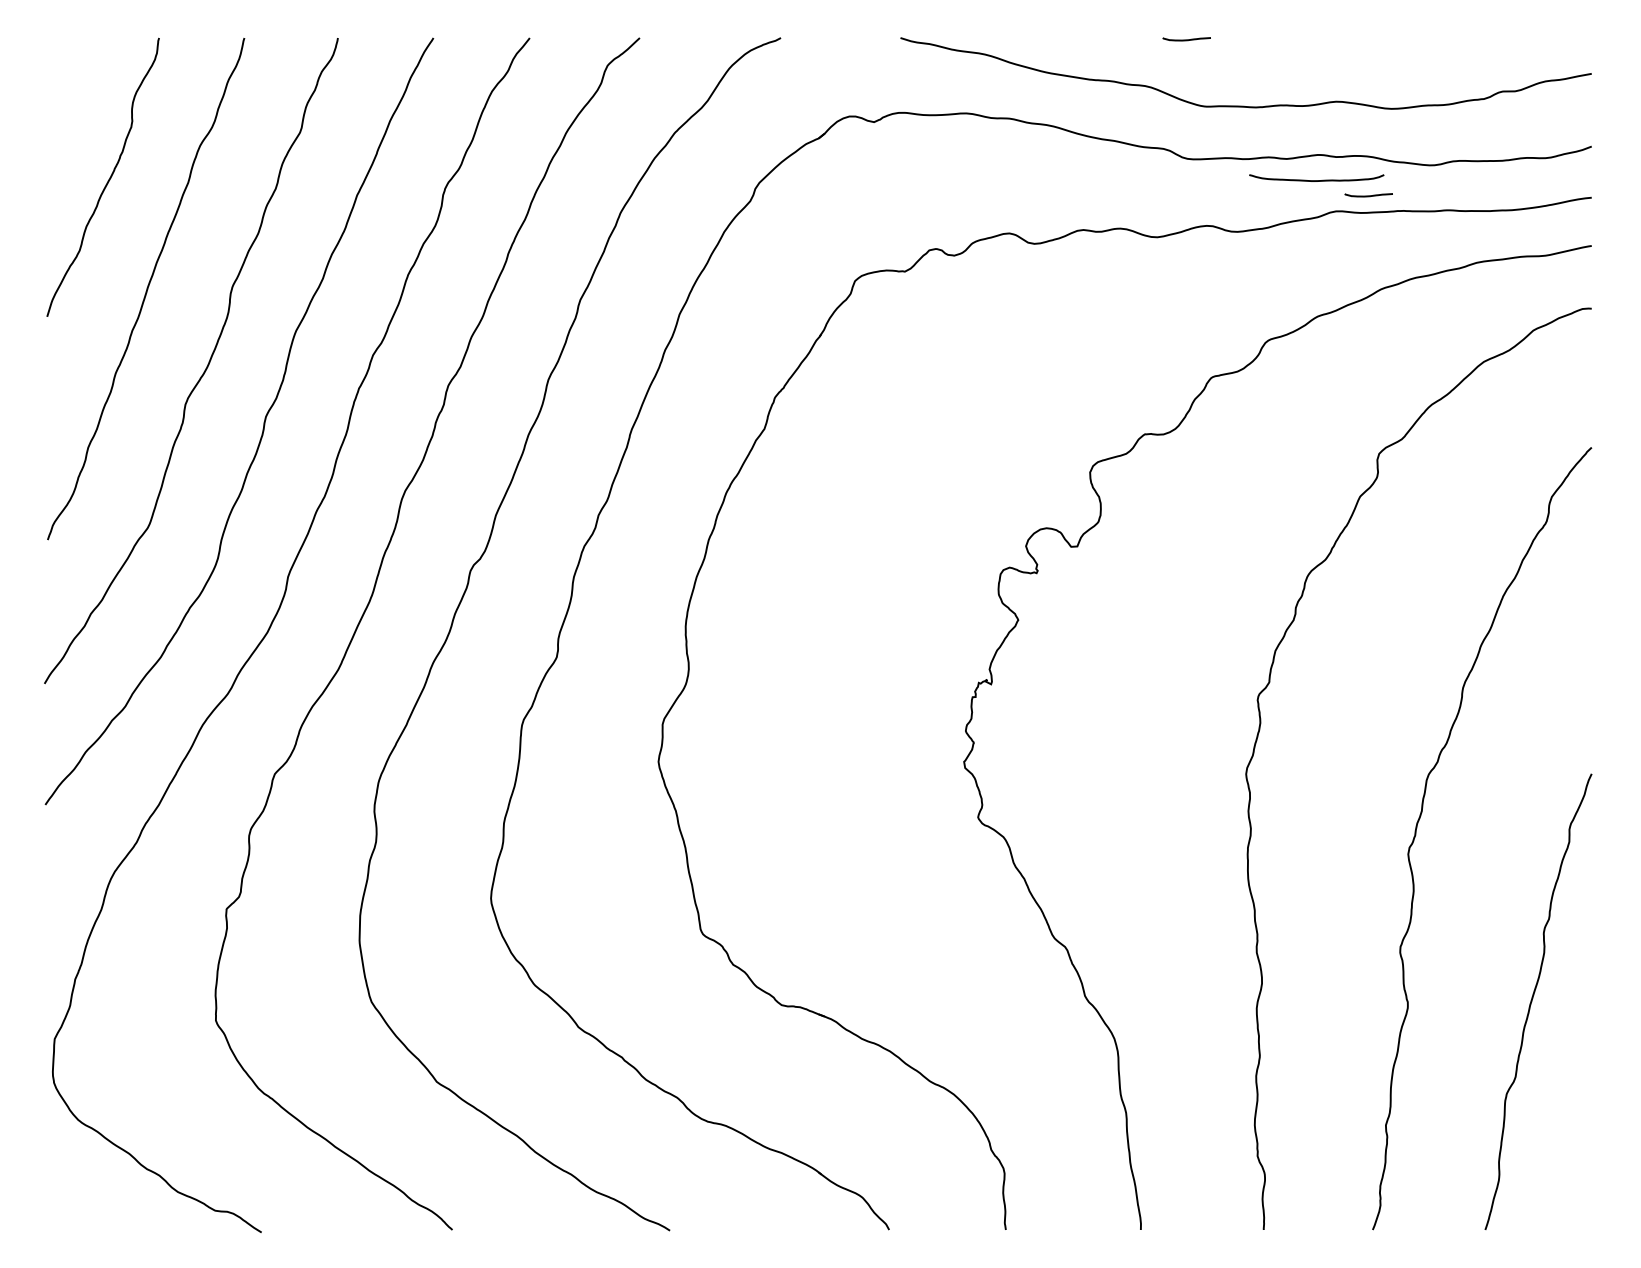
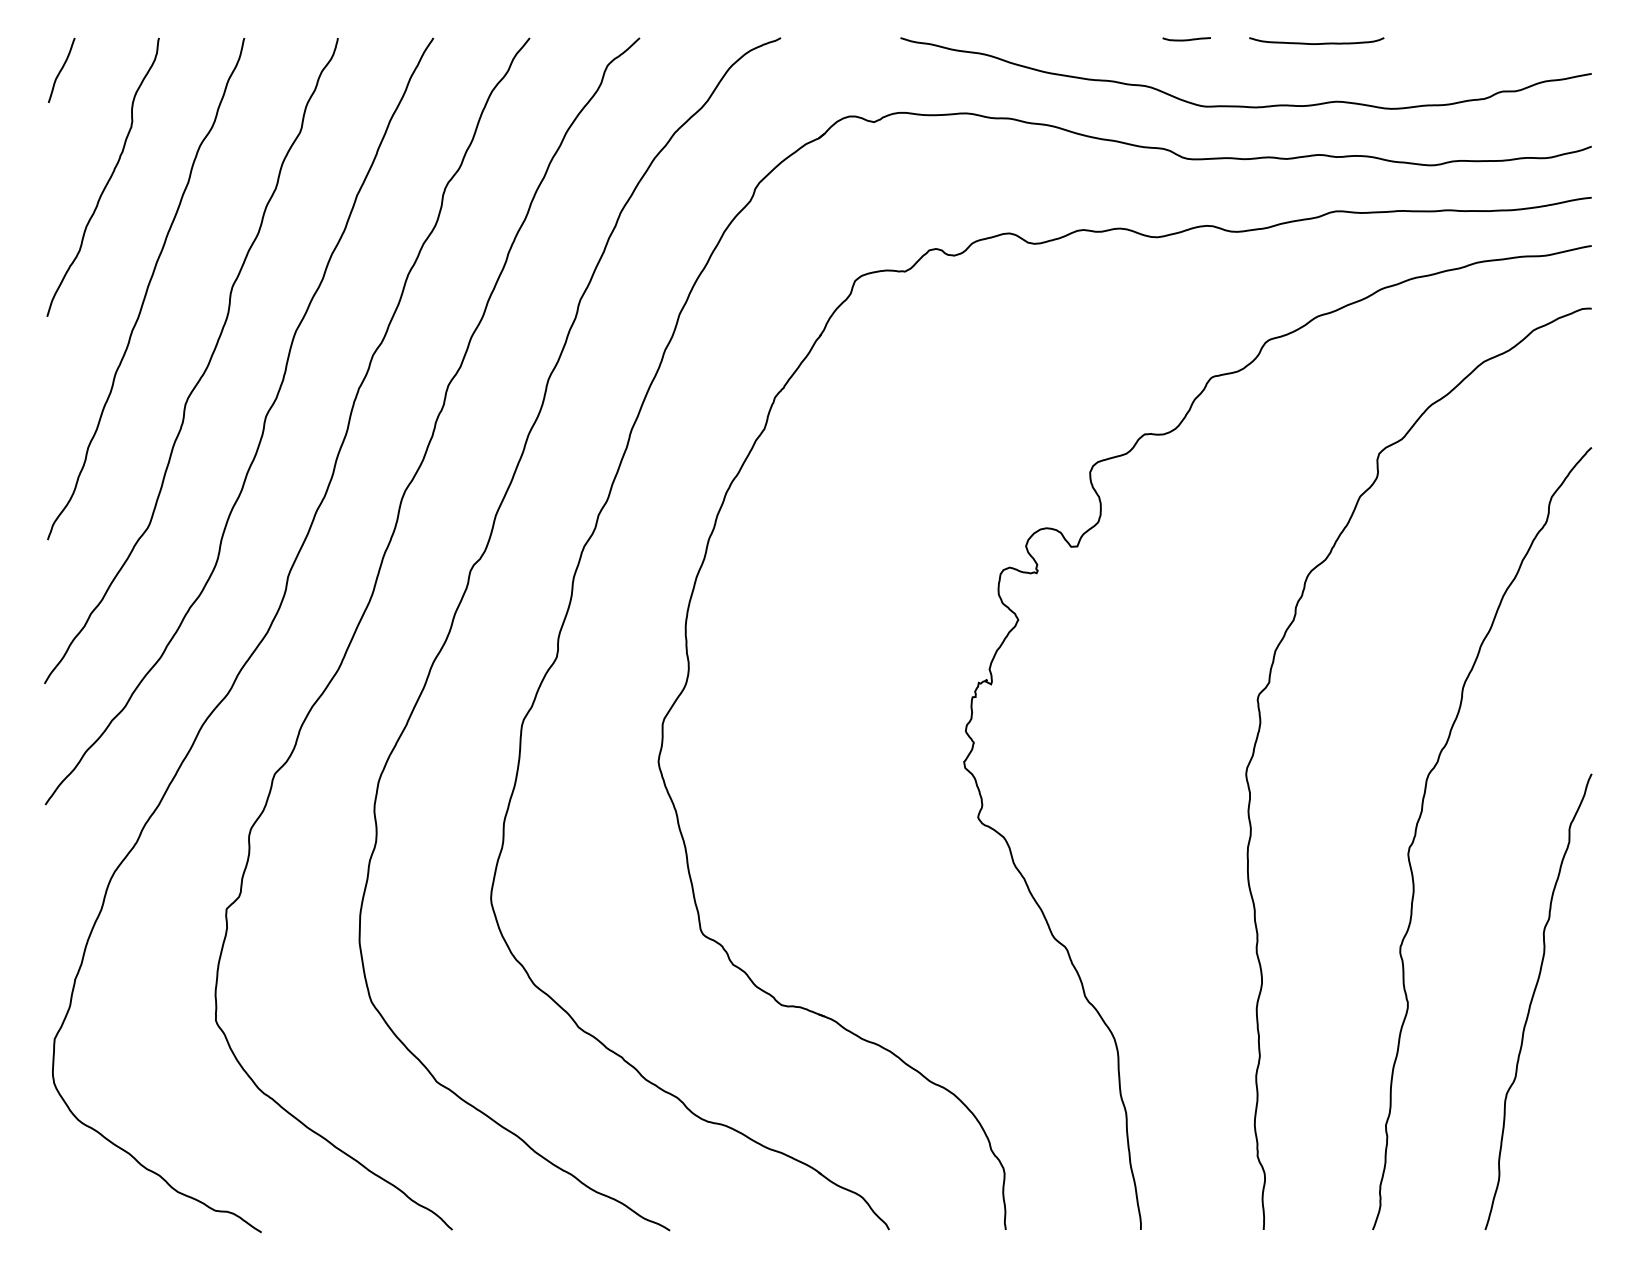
curve: none -> present (61, 69)
curve position: (1316, 180) -> (1316, 43) (1316, 43)
curve: present -> none (1368, 195)
